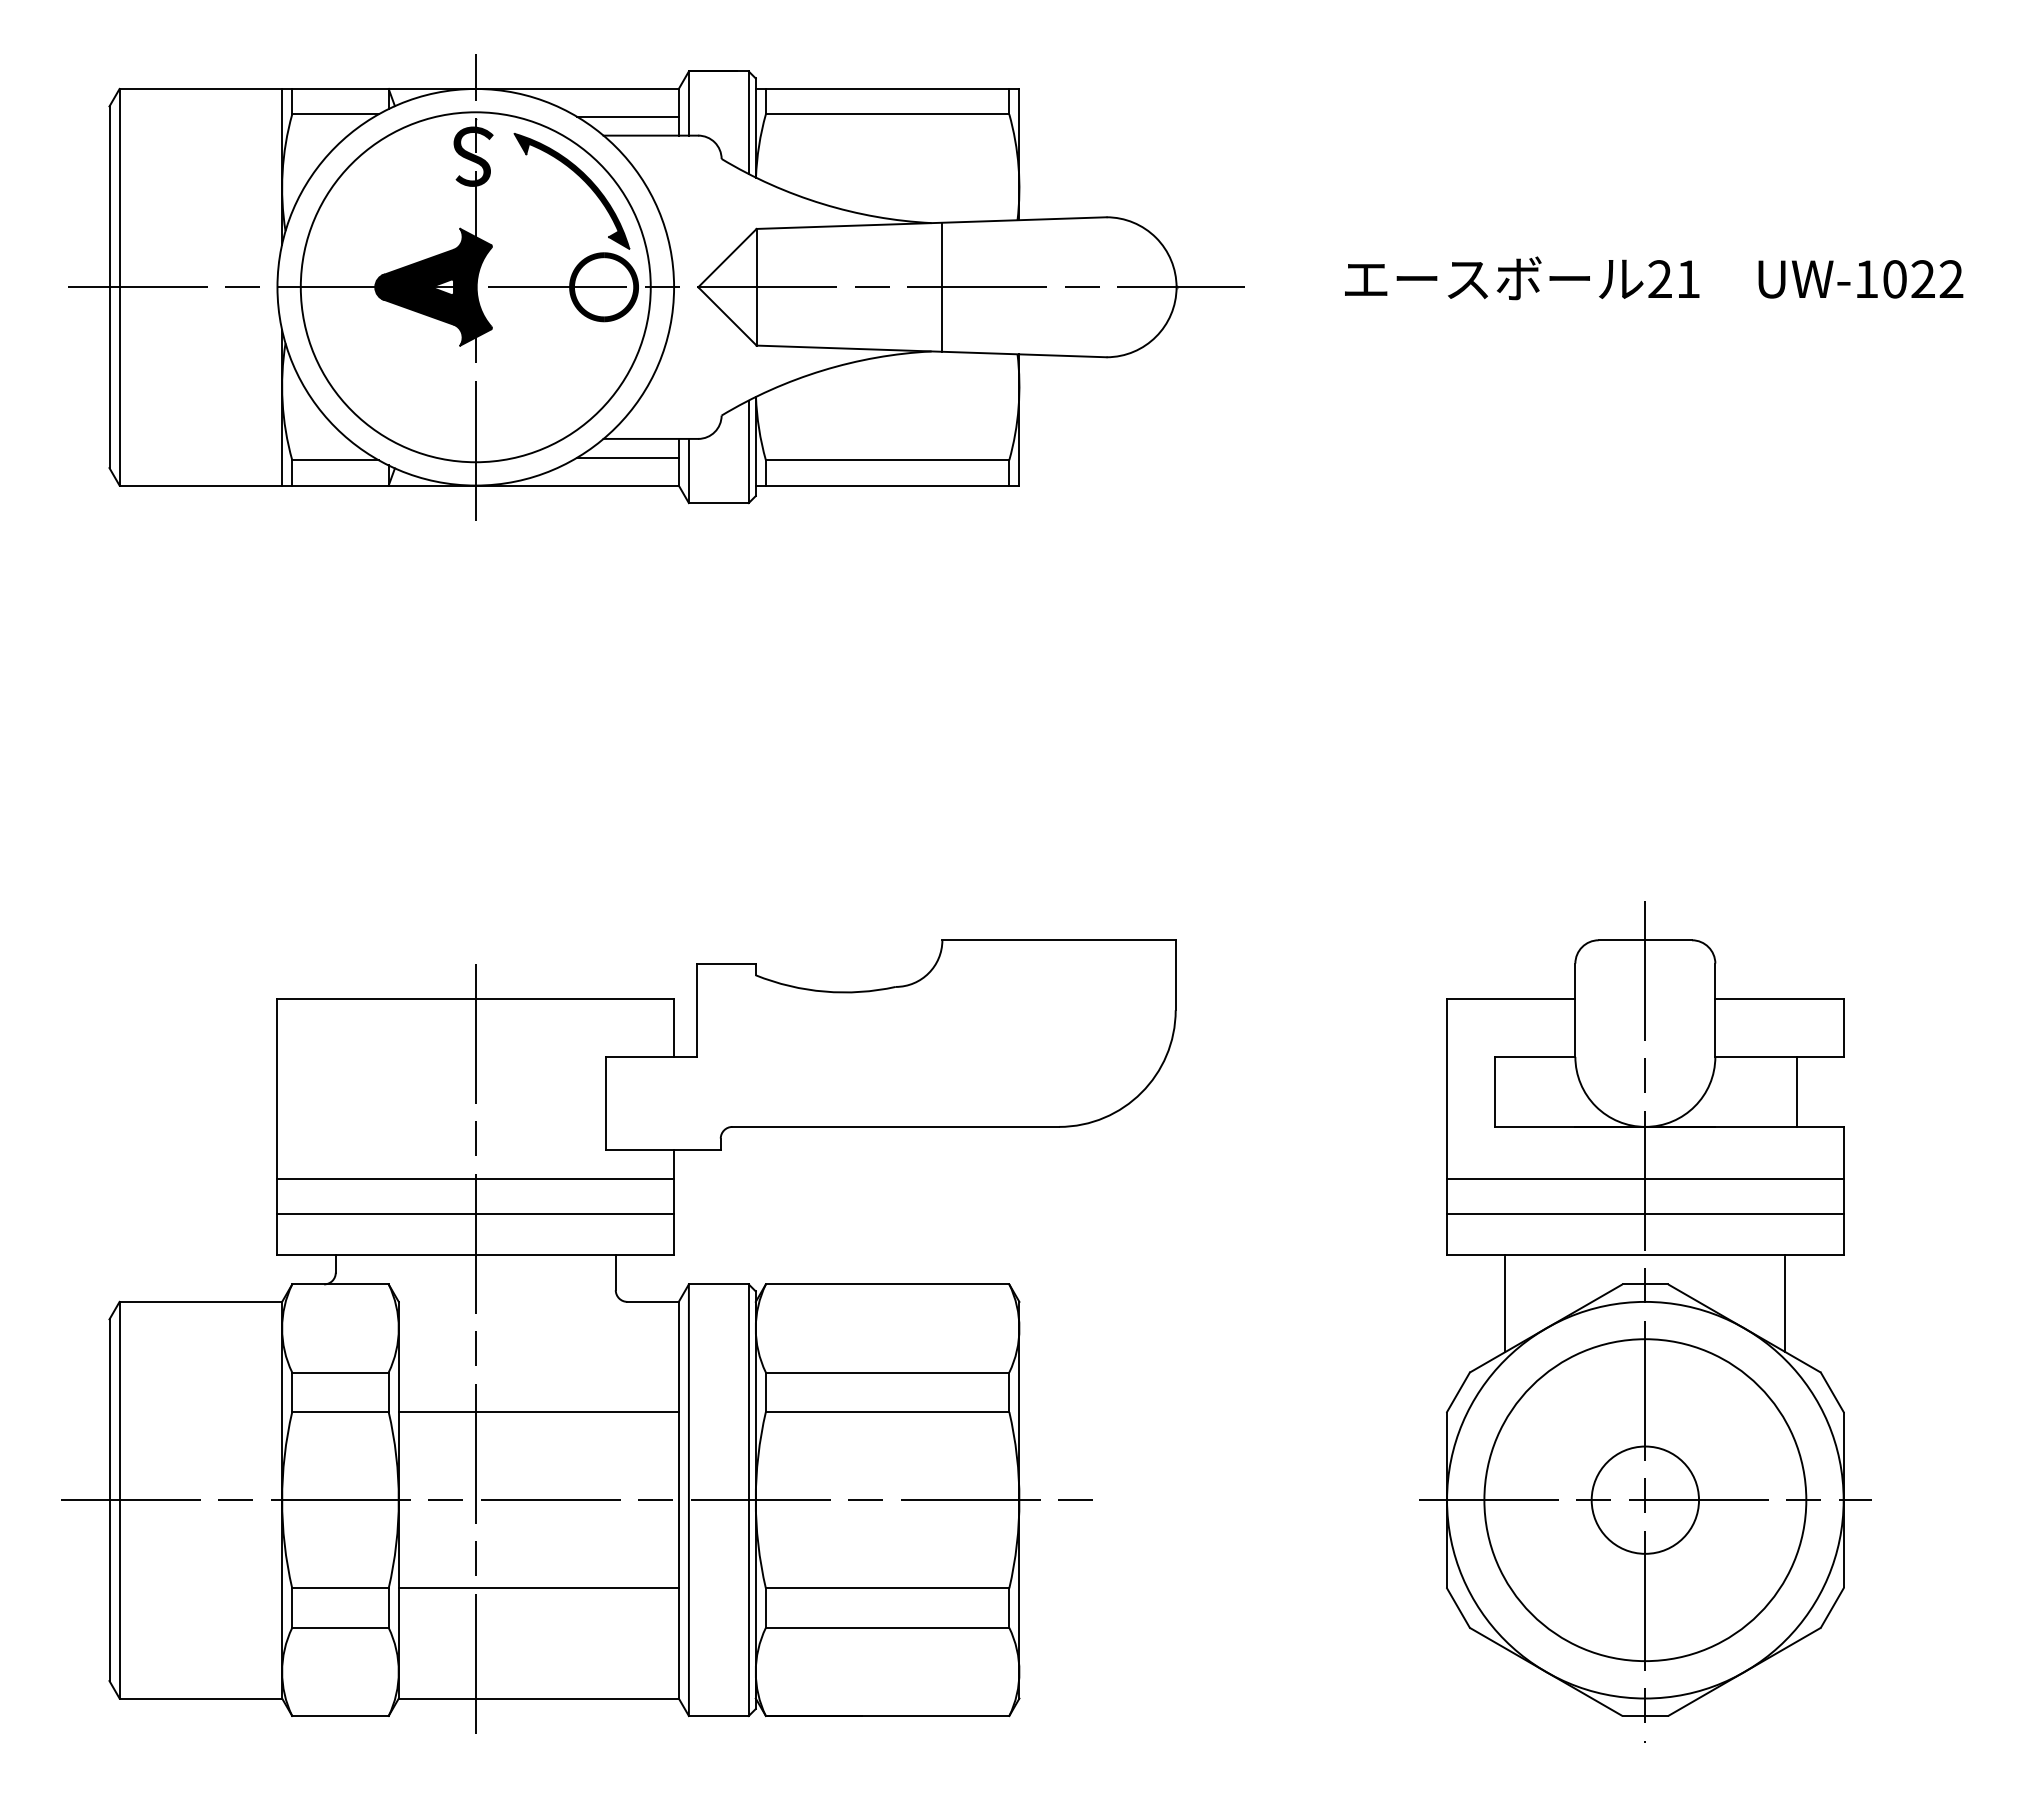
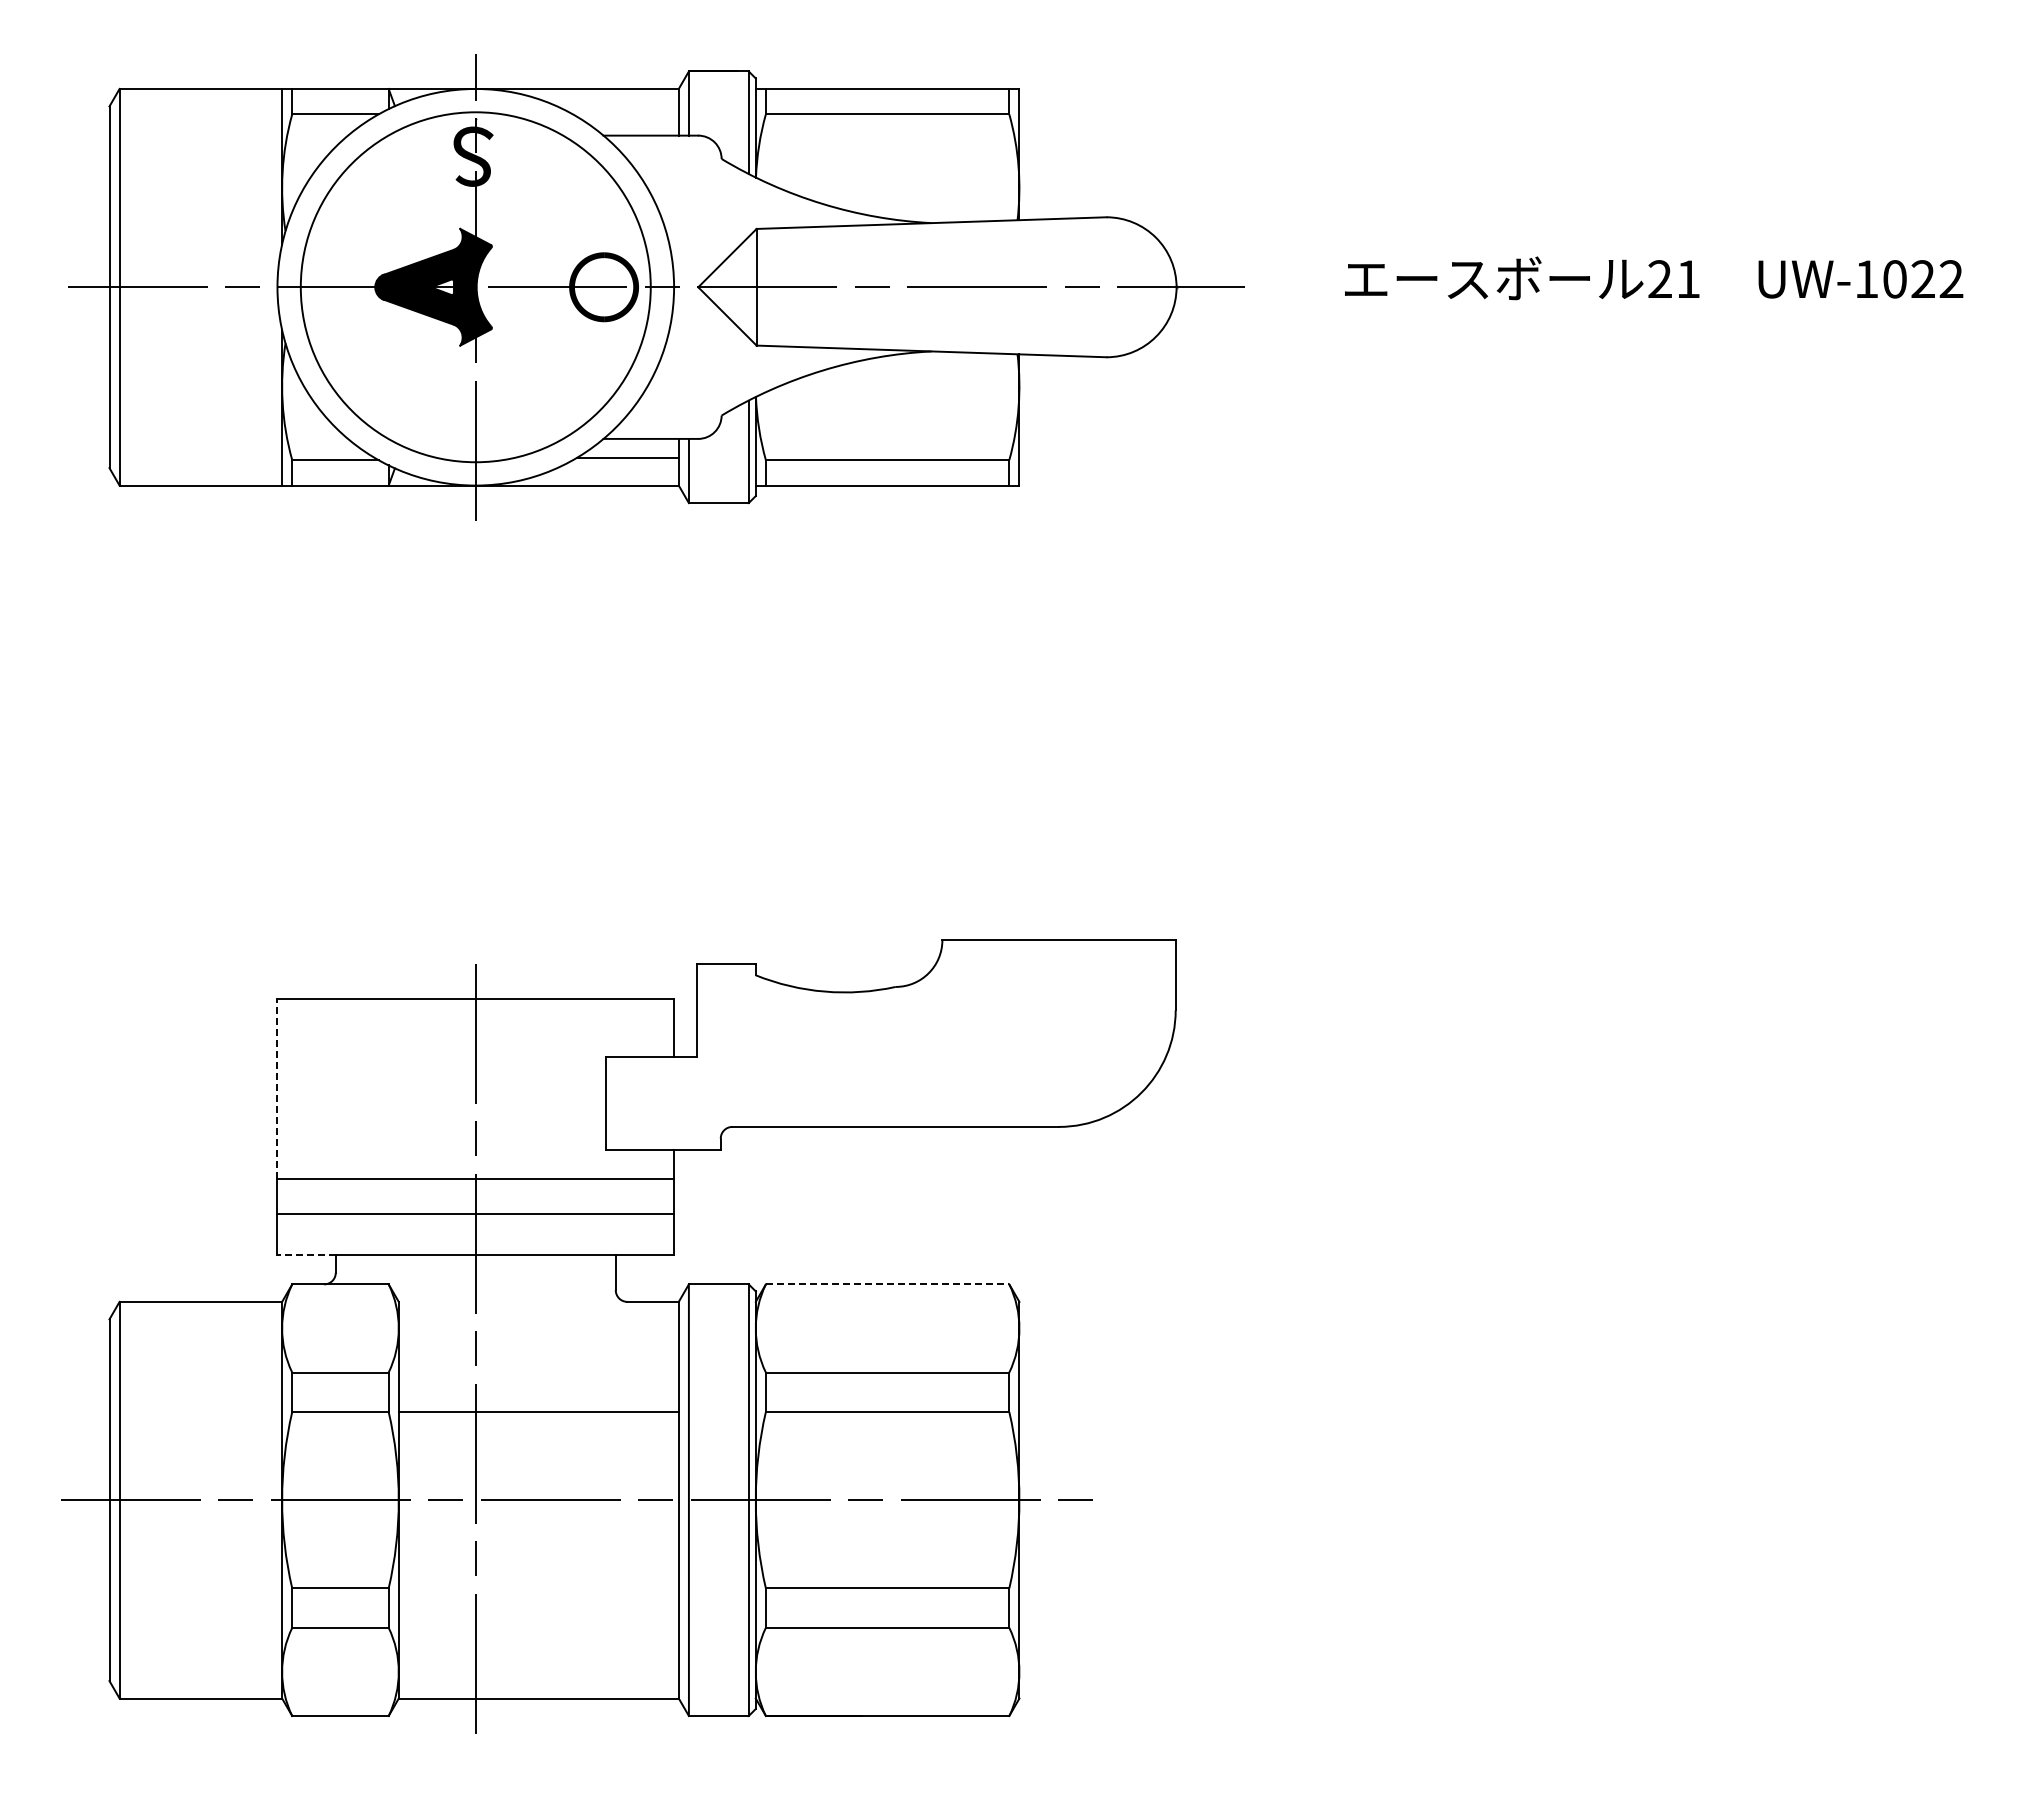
line: present -> none (627, 116)
part: present -> none (582, 180)
line: present -> none (942, 286)
line: solid -> dashed (277, 1088)
line: solid -> dashed (306, 1255)
line: solid -> dashed (887, 1284)
part: present -> none (1645, 1321)
line: present -> none (538, 1588)
